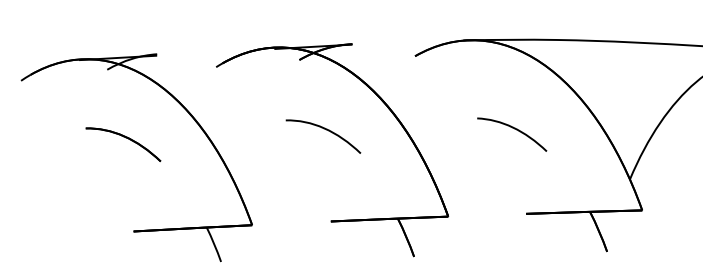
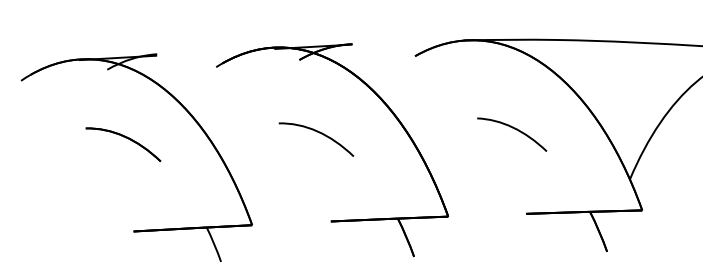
part position: (326, 130) -> (319, 133) (319, 133)
